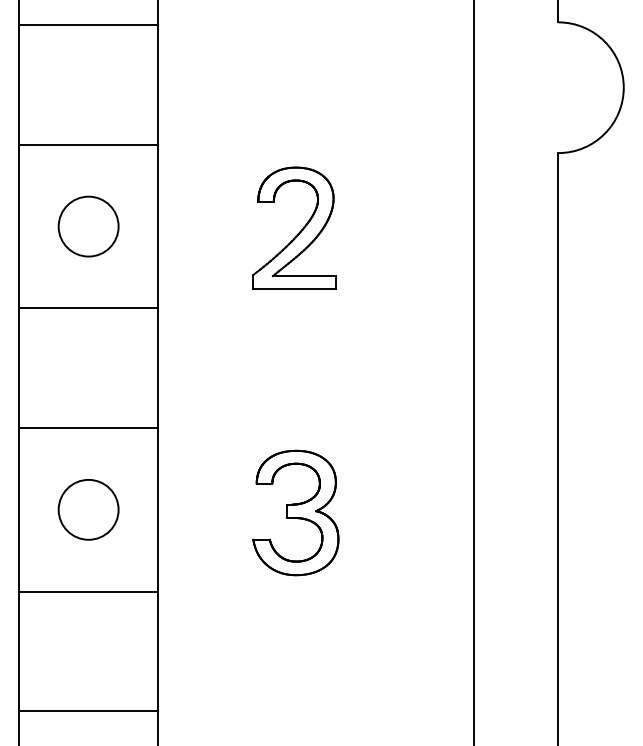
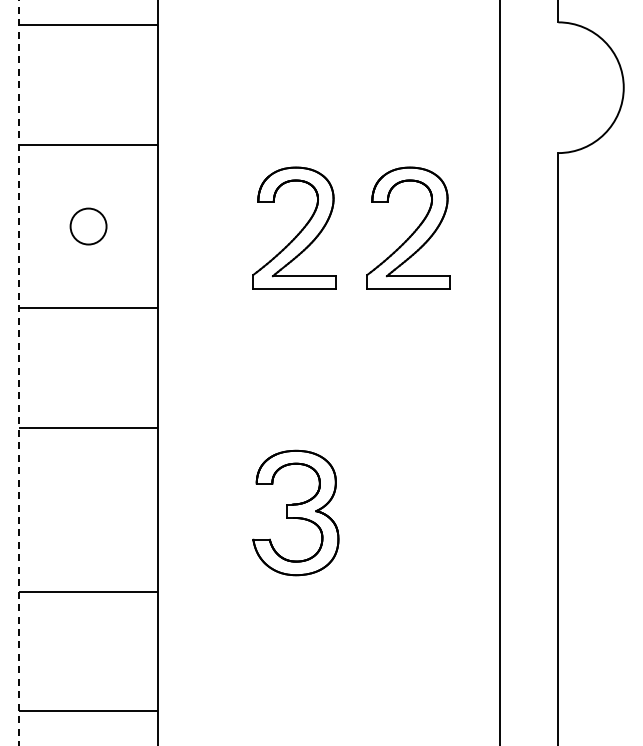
circle size: 63x63 px -> 39x39 px (88, 226)
part: none -> present (413, 231)
line position: (474, 372) -> (500, 372) (500, 372)
line: solid -> dashed (19, 373)
circle: present -> none (88, 509)
